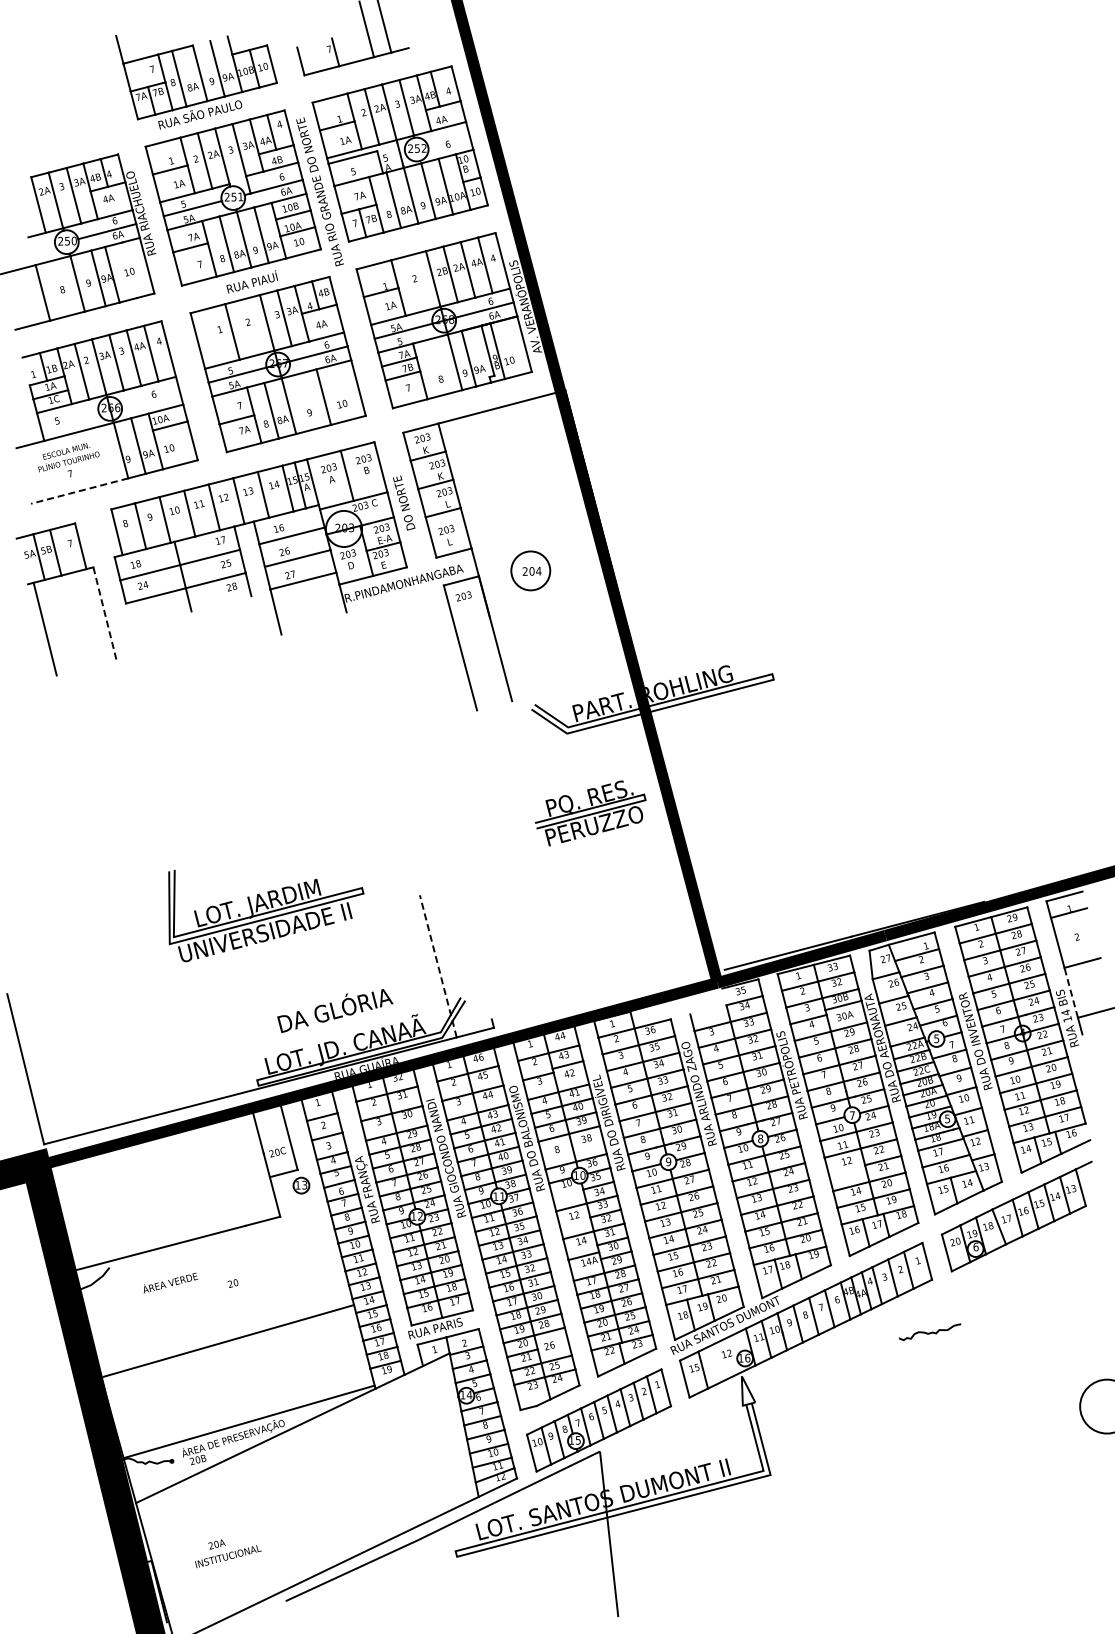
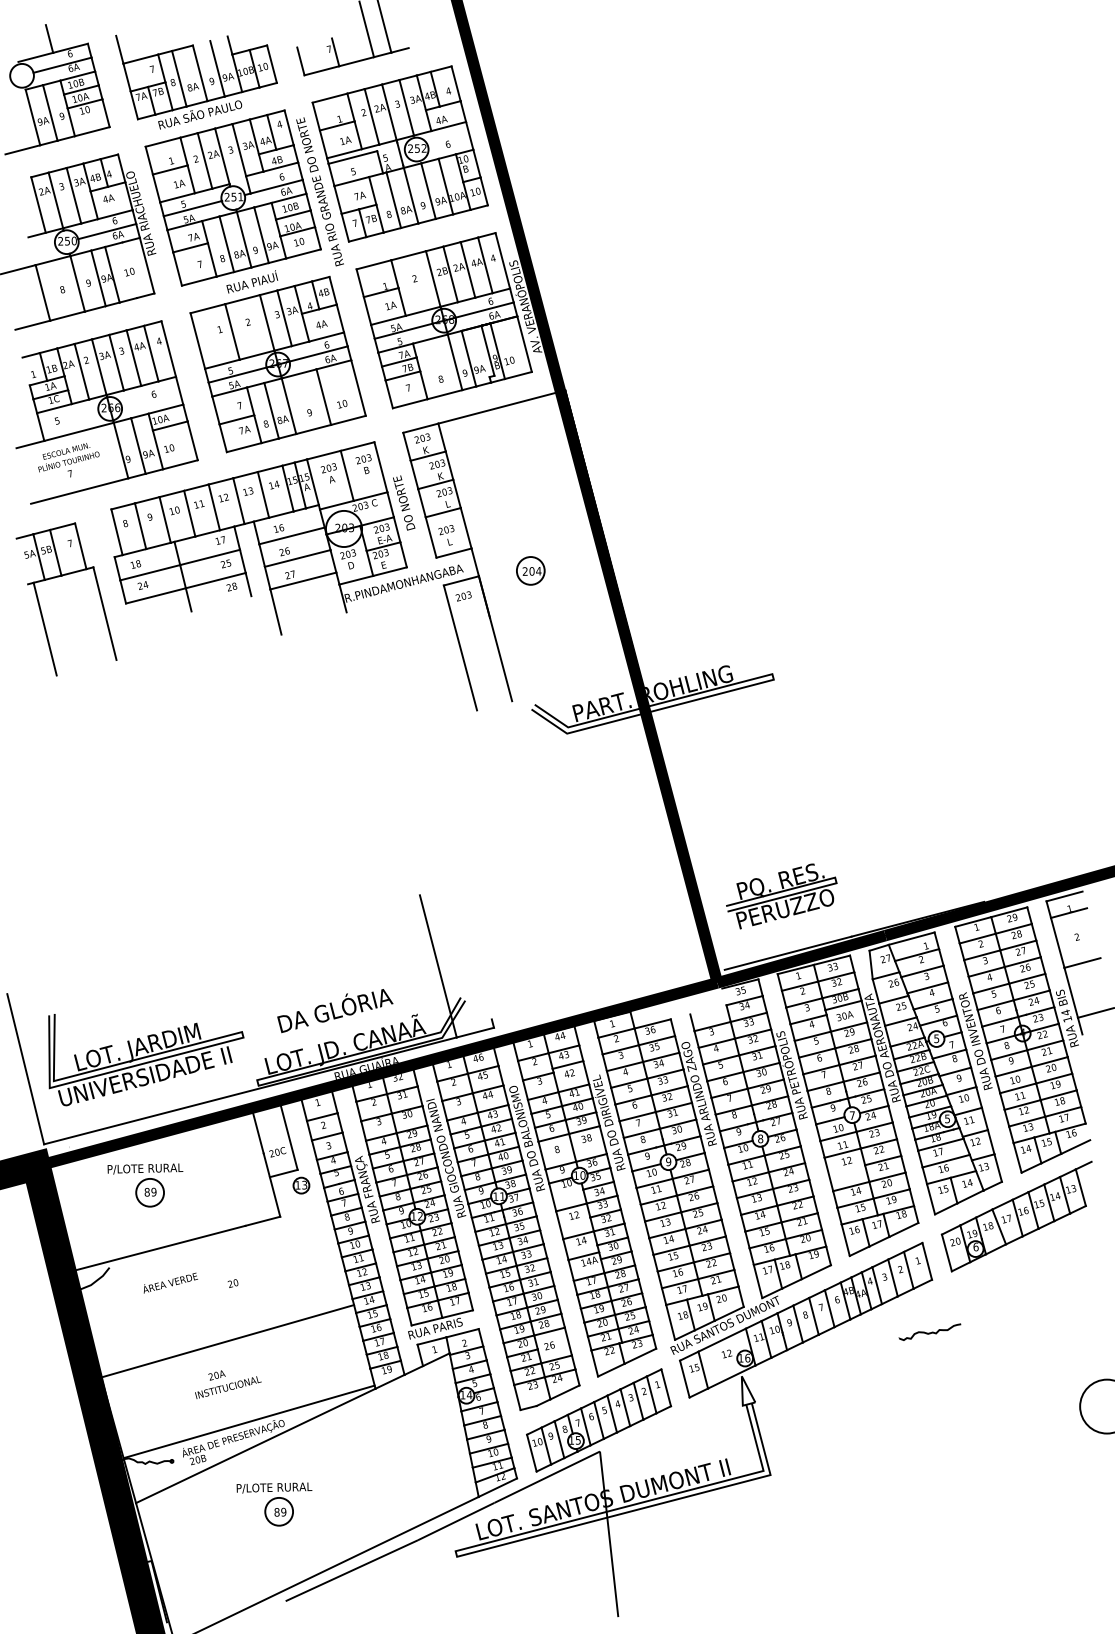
part: none -> present (57, 89)
line: dashed -> solid (79, 491)
circle diameter: 39 px -> 28 px (530, 570)
line: dashed -> solid (104, 613)
part position: (590, 813) -> (781, 896) (781, 896)
part position: (266, 916) -> (146, 1060) (146, 1060)
line: dashed -> solid (438, 965)
line: dashed -> solid (1071, 992)
part: none -> present (145, 1185)
part: none -> present (274, 1504)
text position: (228, 1553) -> (228, 1384) (228, 1384)
